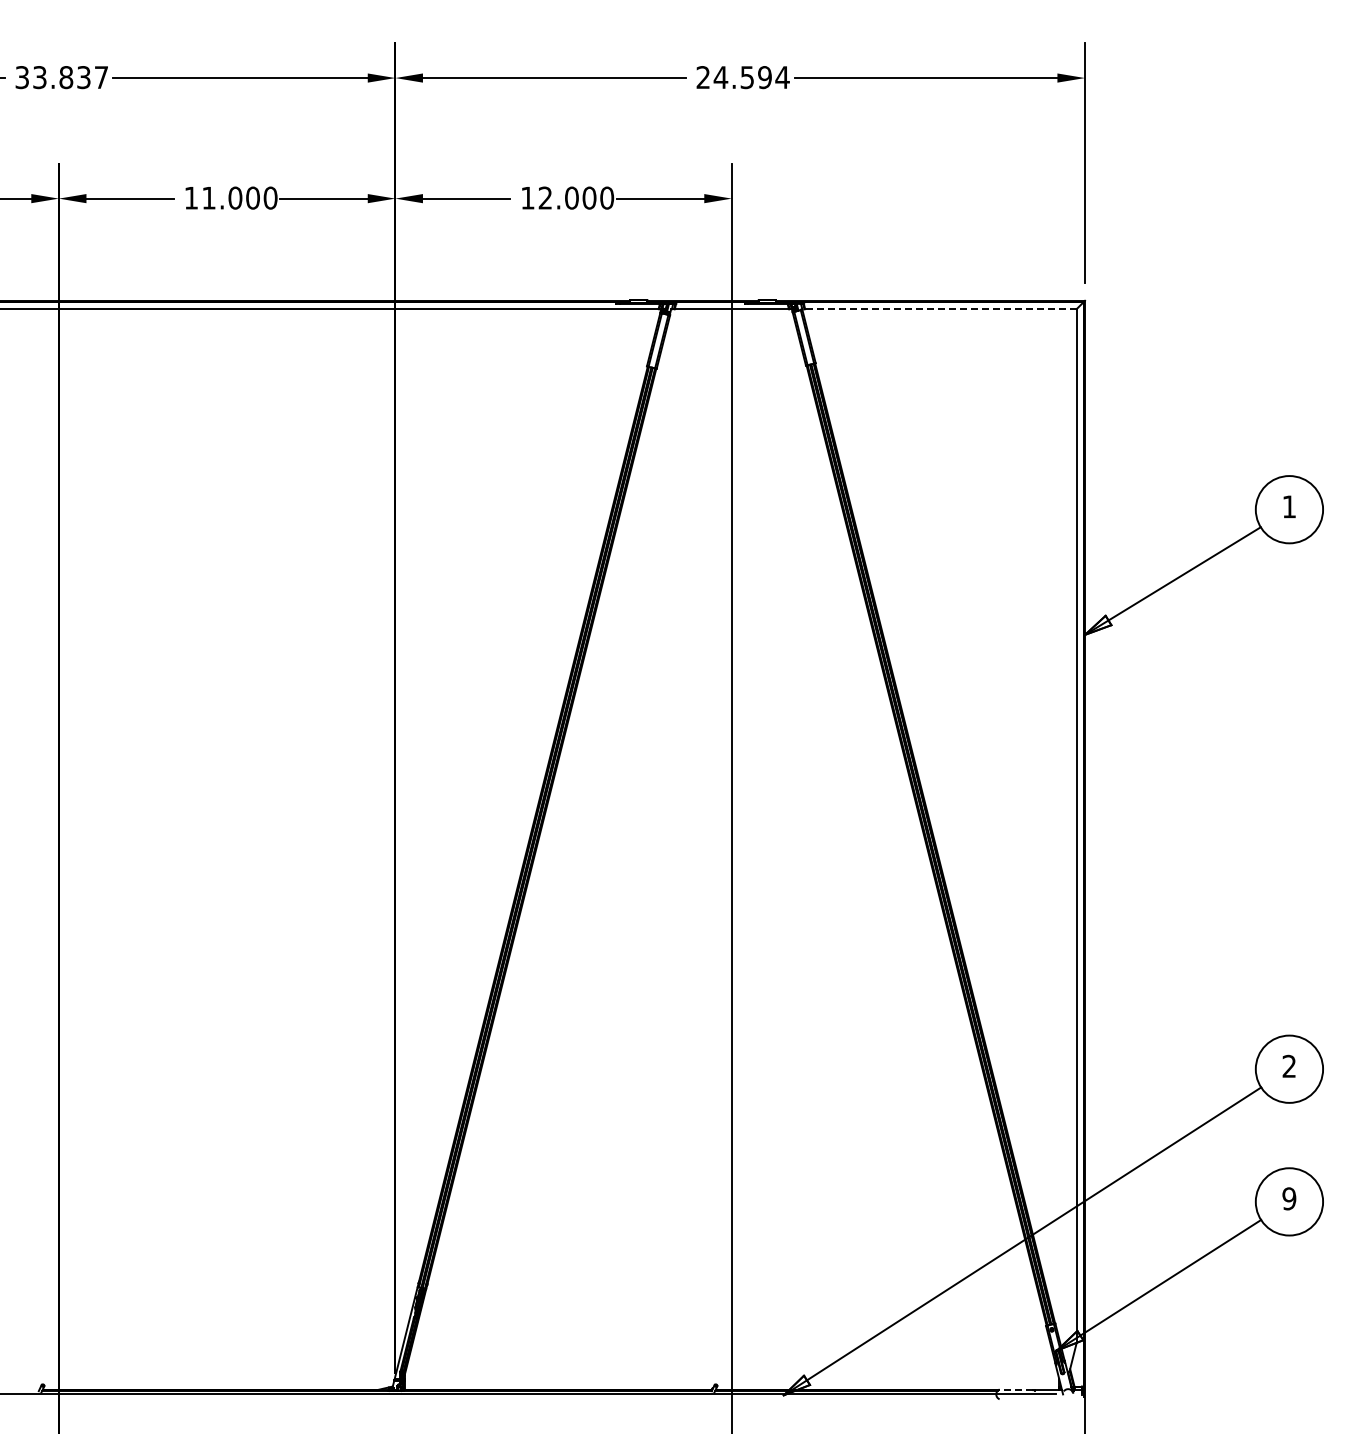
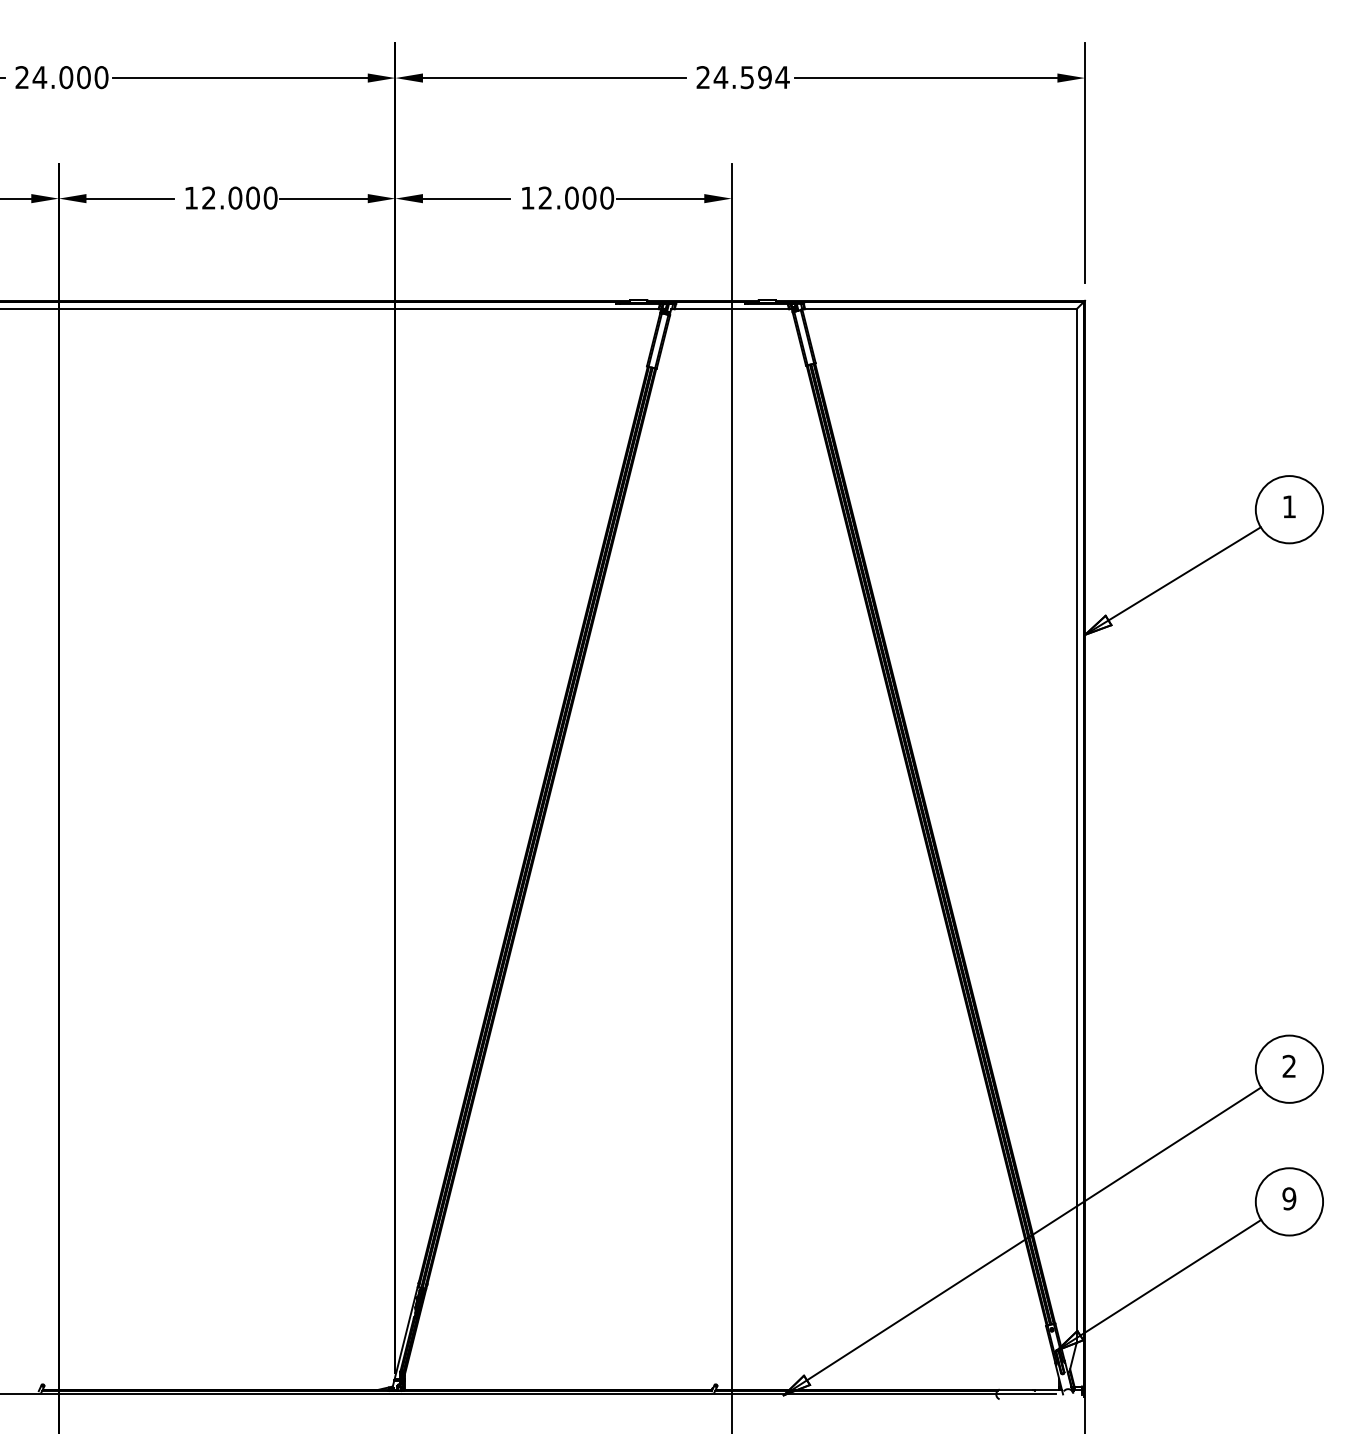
text: 33.837 -> 24.000 (61, 77)
text: 11.000 -> 12.000 (208, 197)
line: dashed -> solid (939, 309)
line: dashed -> solid (1016, 1389)
